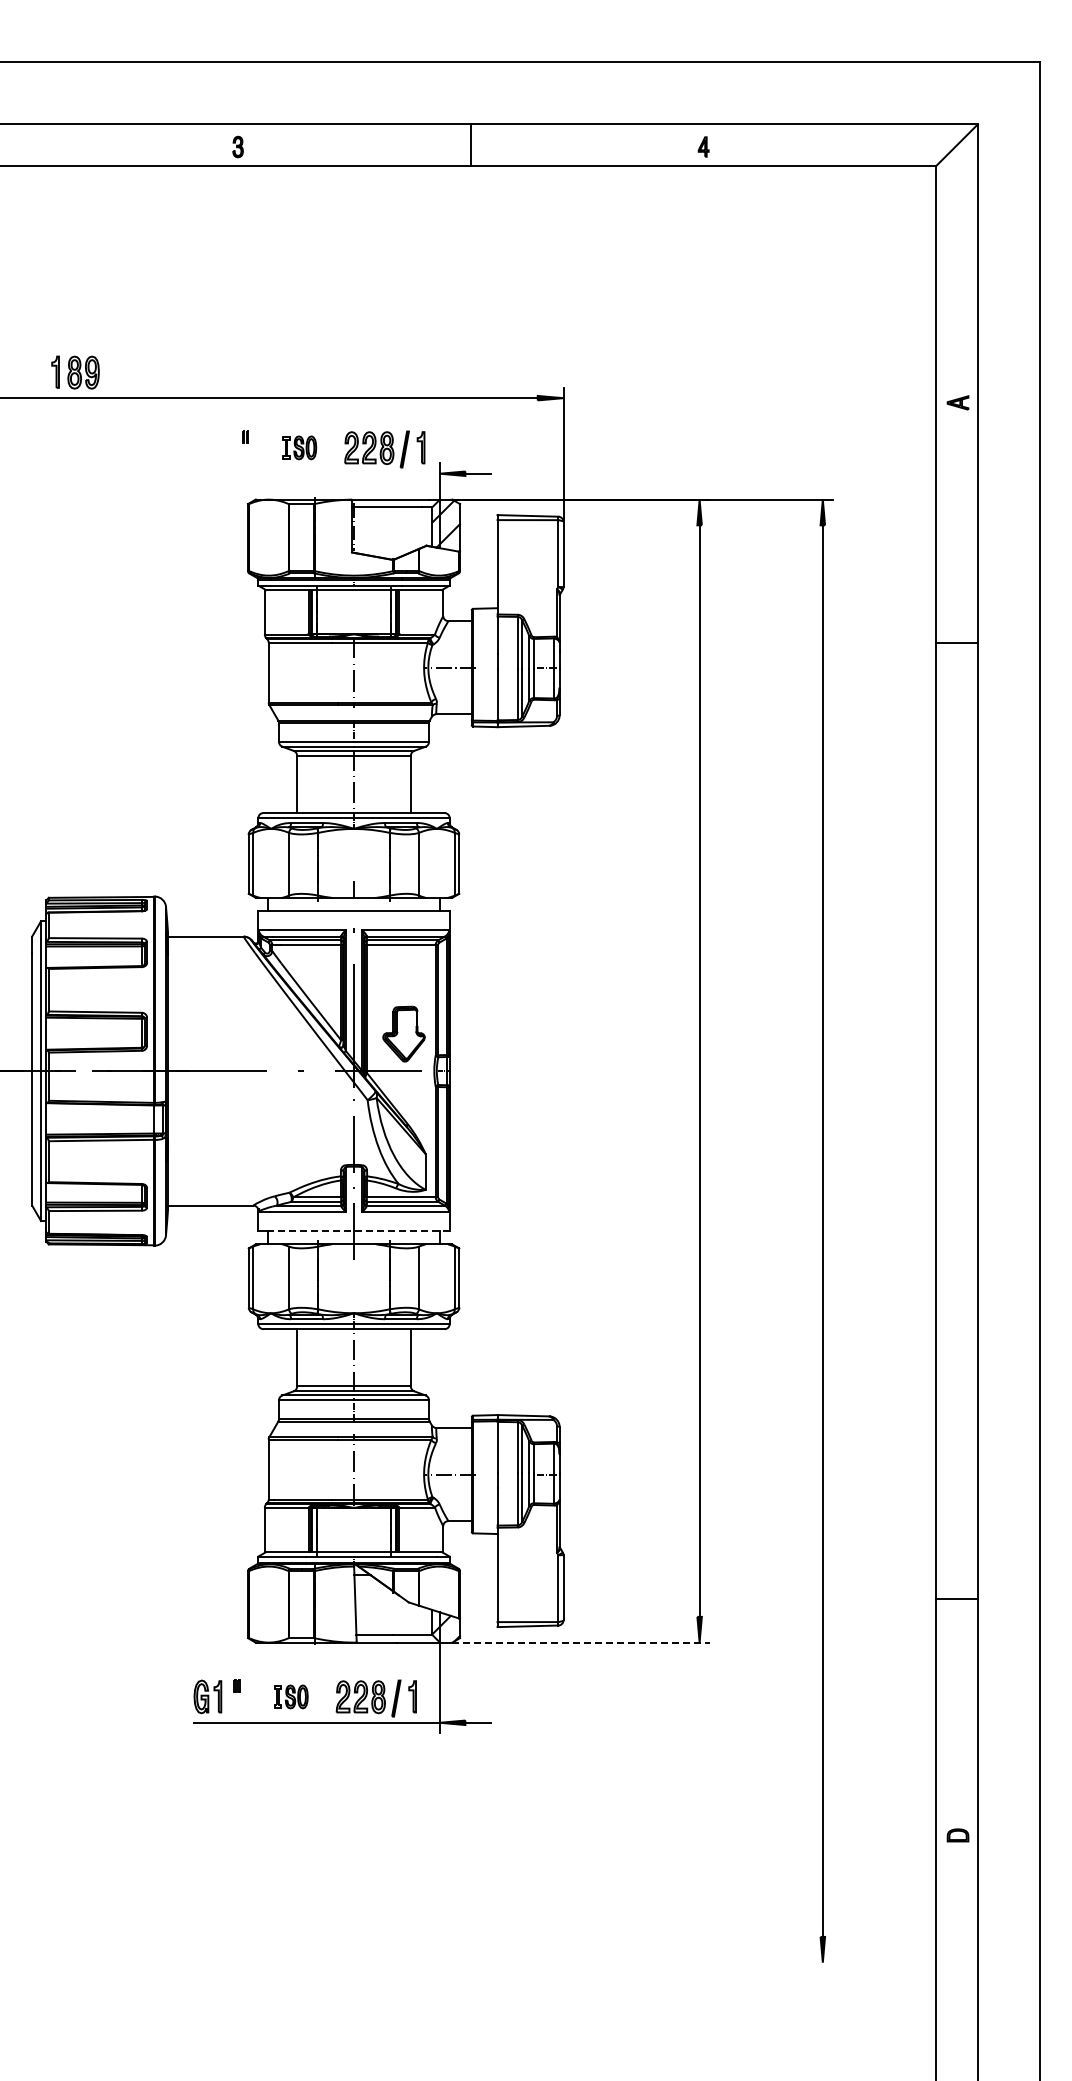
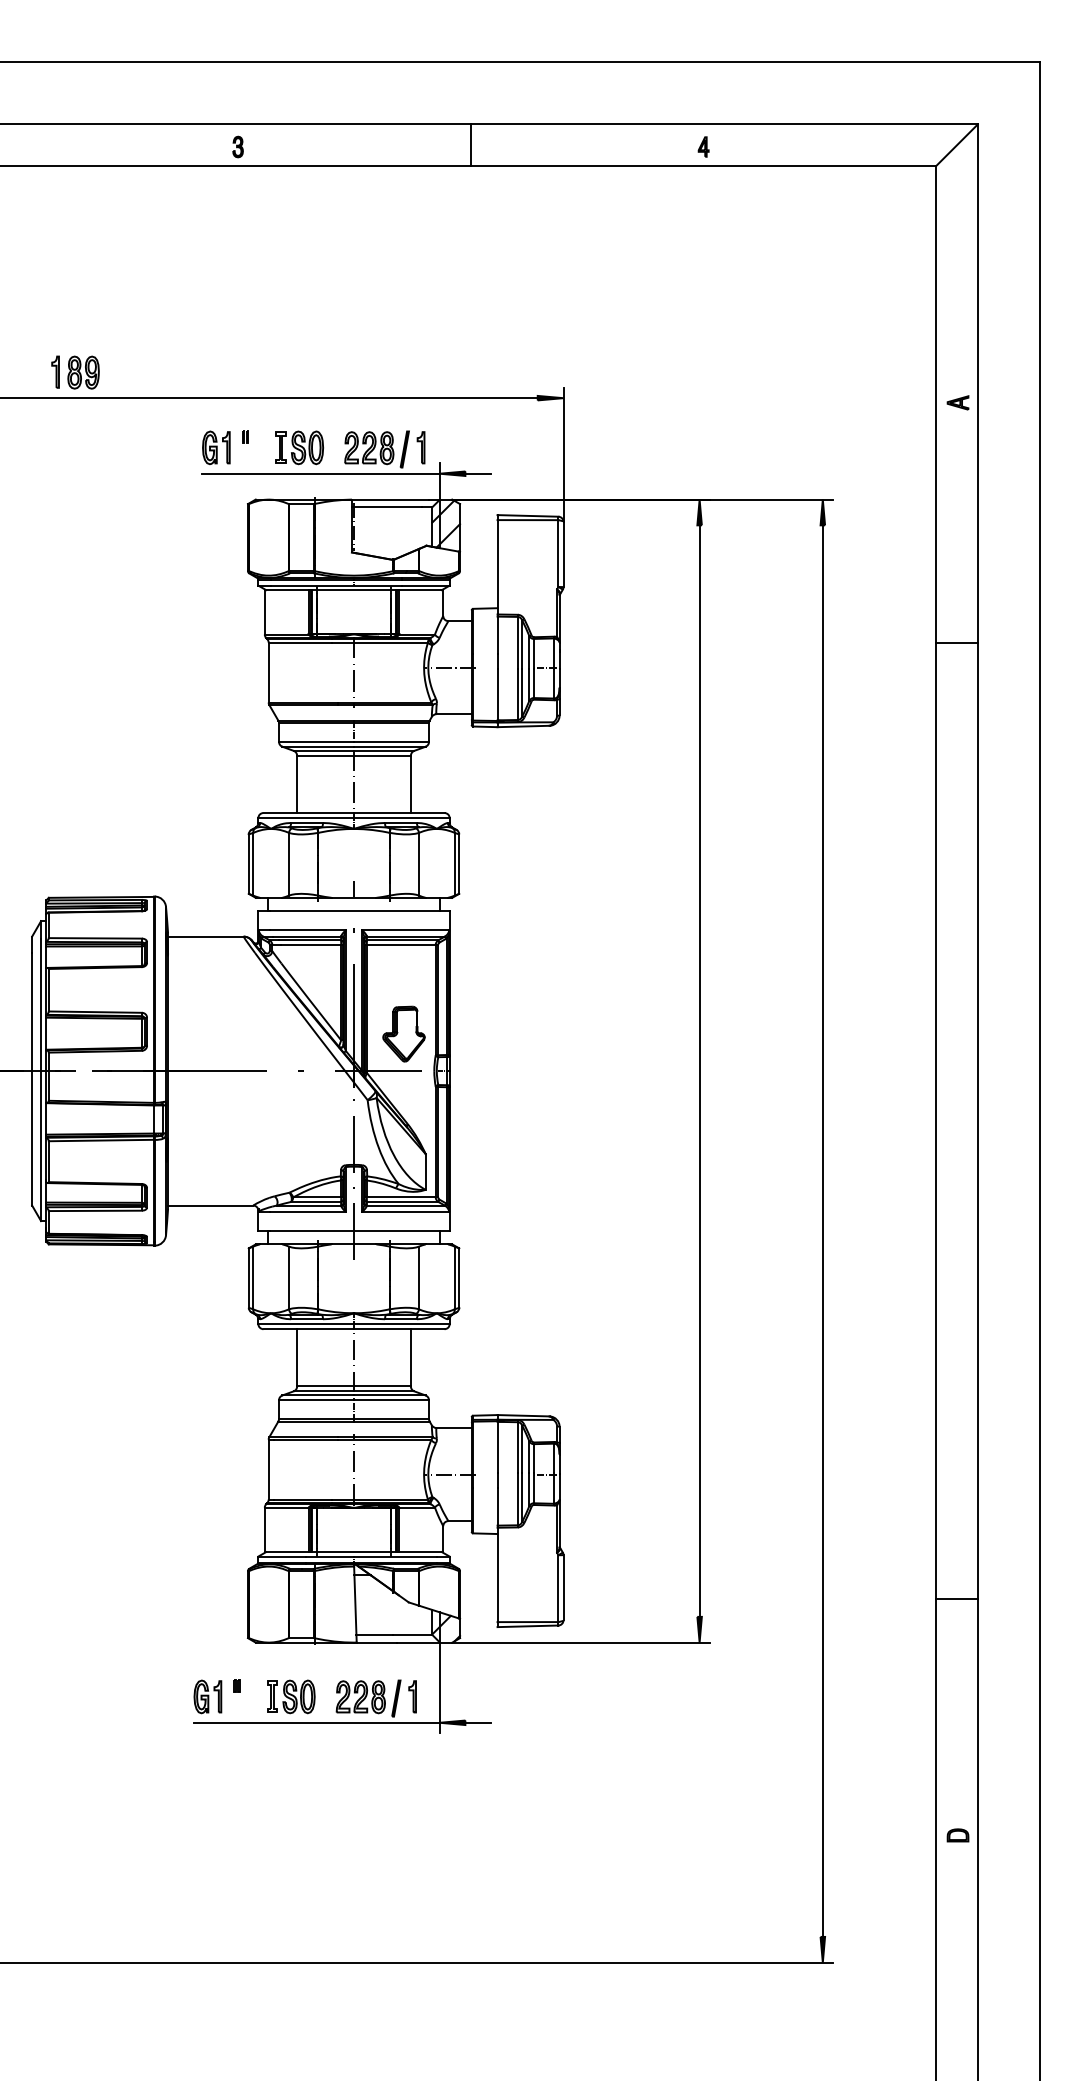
part: none -> present (216, 447)
part size: 36x26 px -> 50x36 px (299, 447)
line: none -> present (320, 473)
line: dashed -> solid (359, 1231)
line: dashed -> solid (581, 1642)
part size: 35x26 px -> 49x36 px (291, 1696)
line: none -> present (417, 1962)
